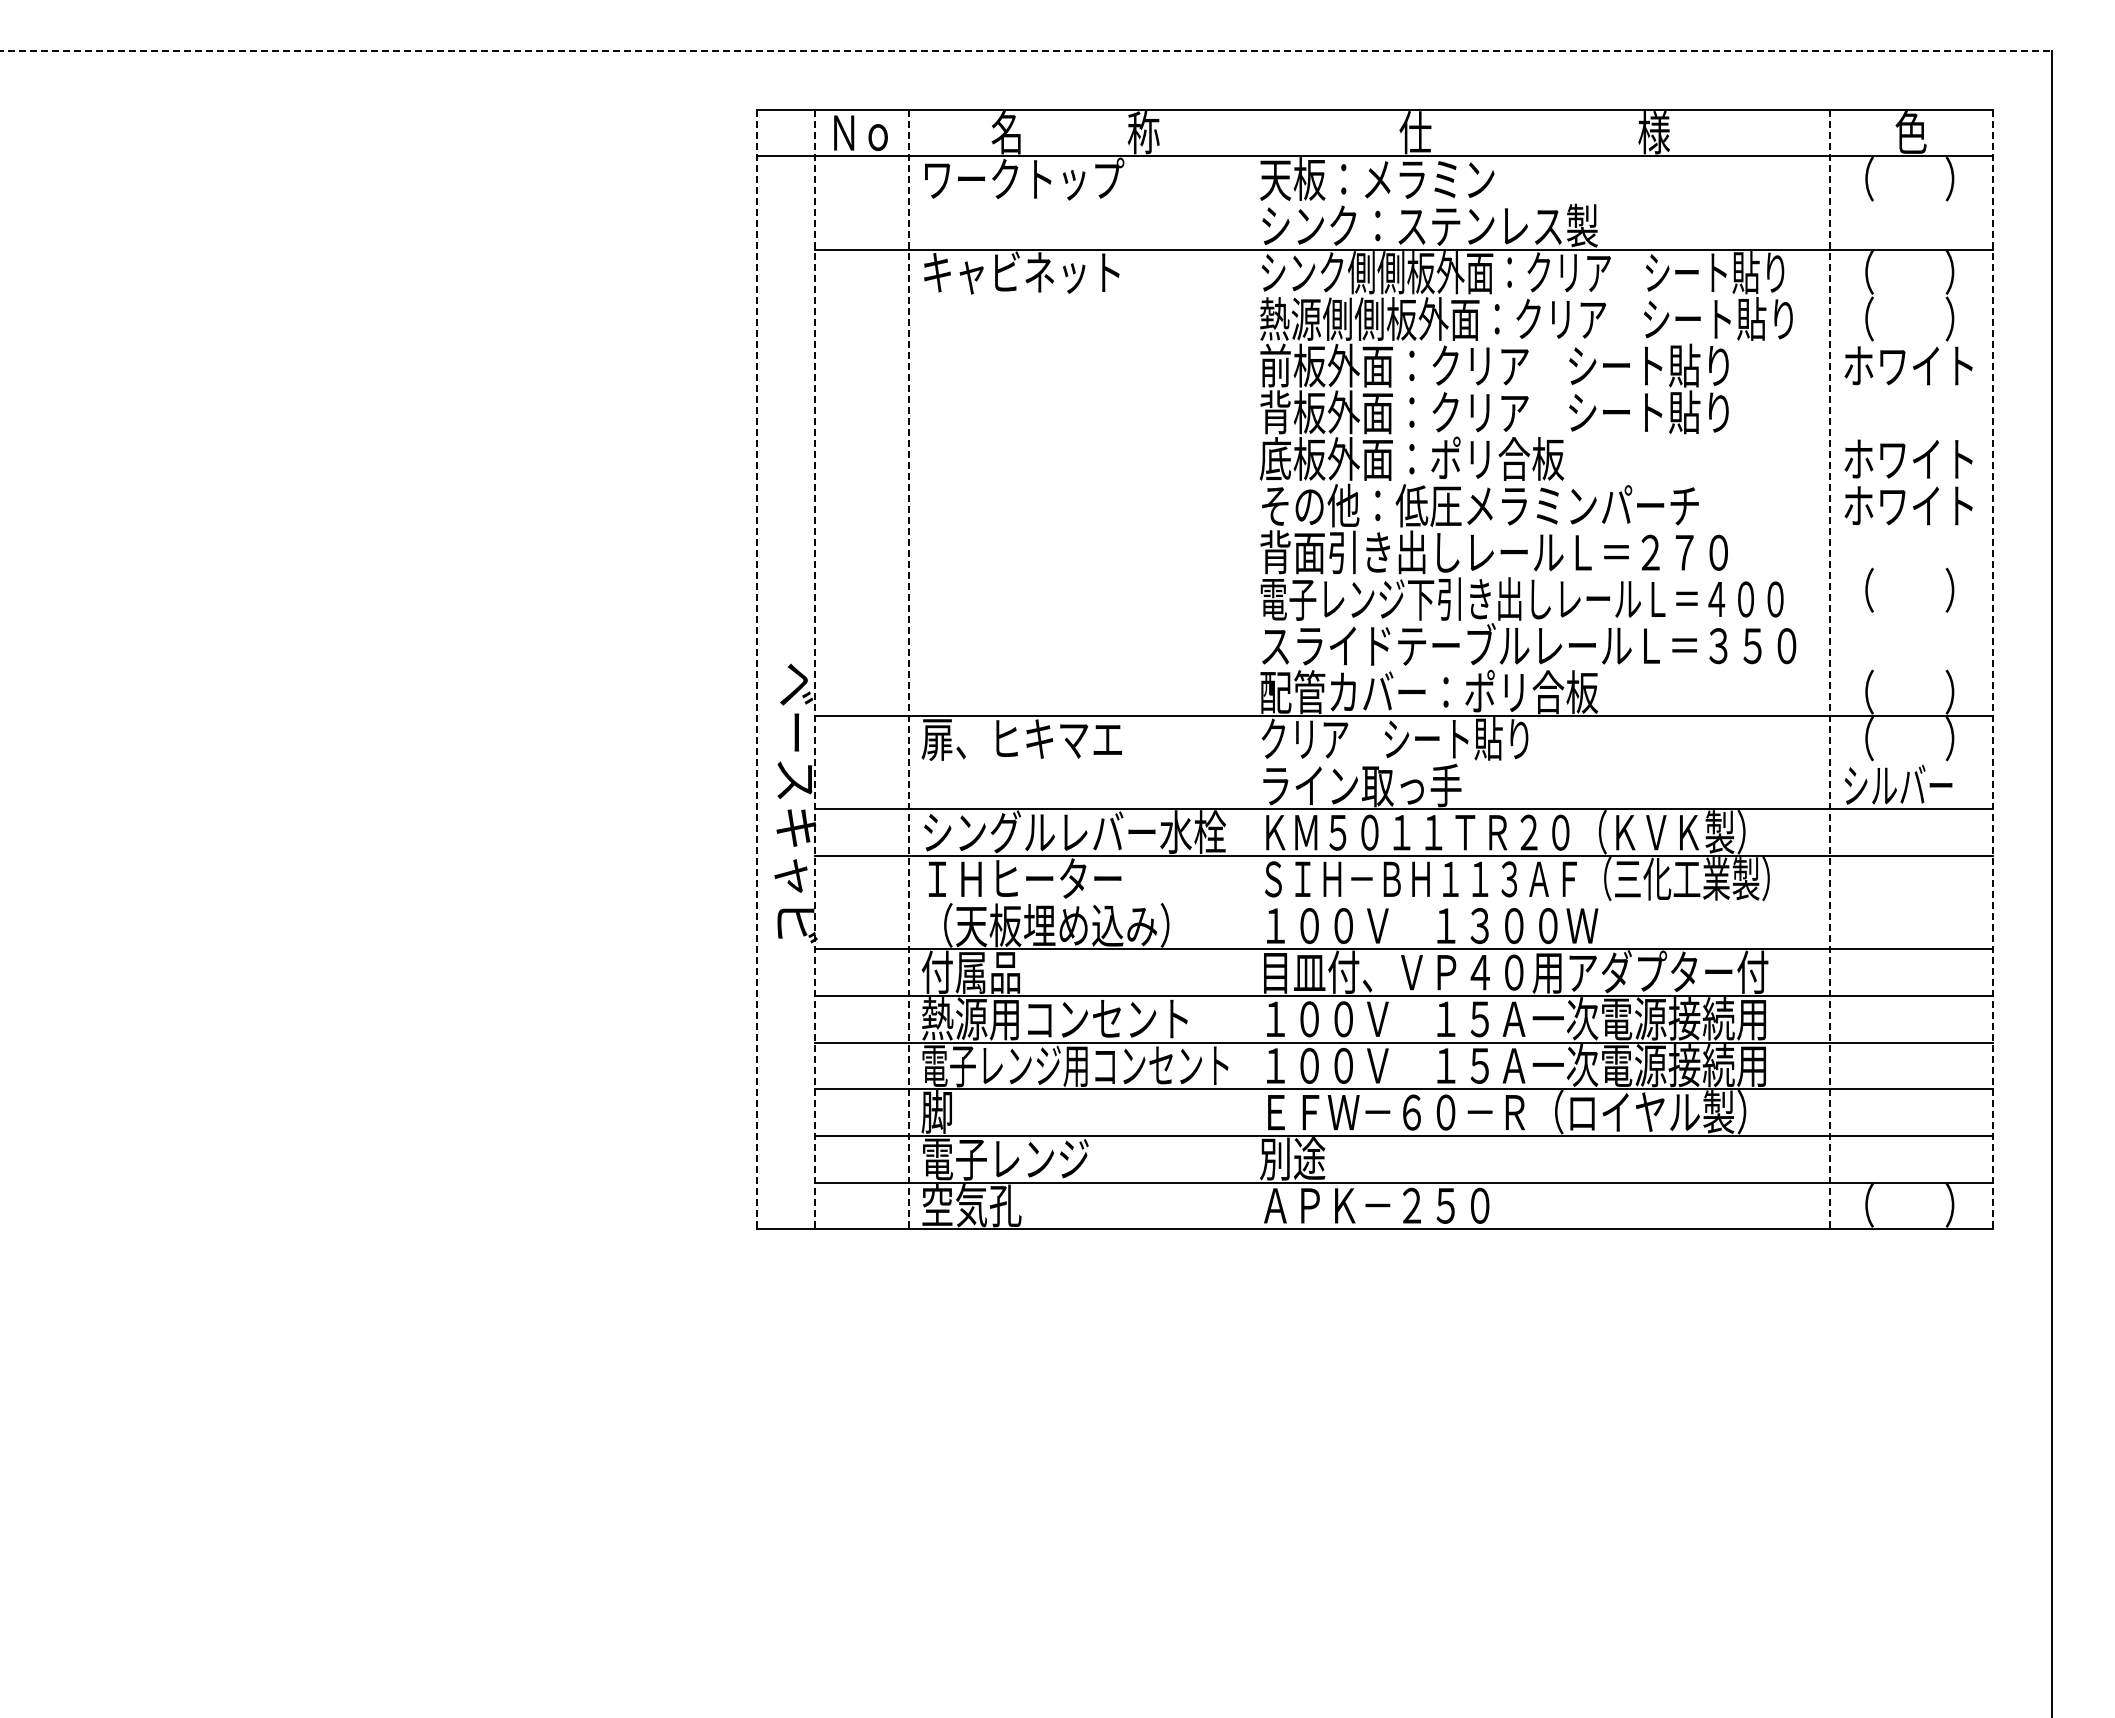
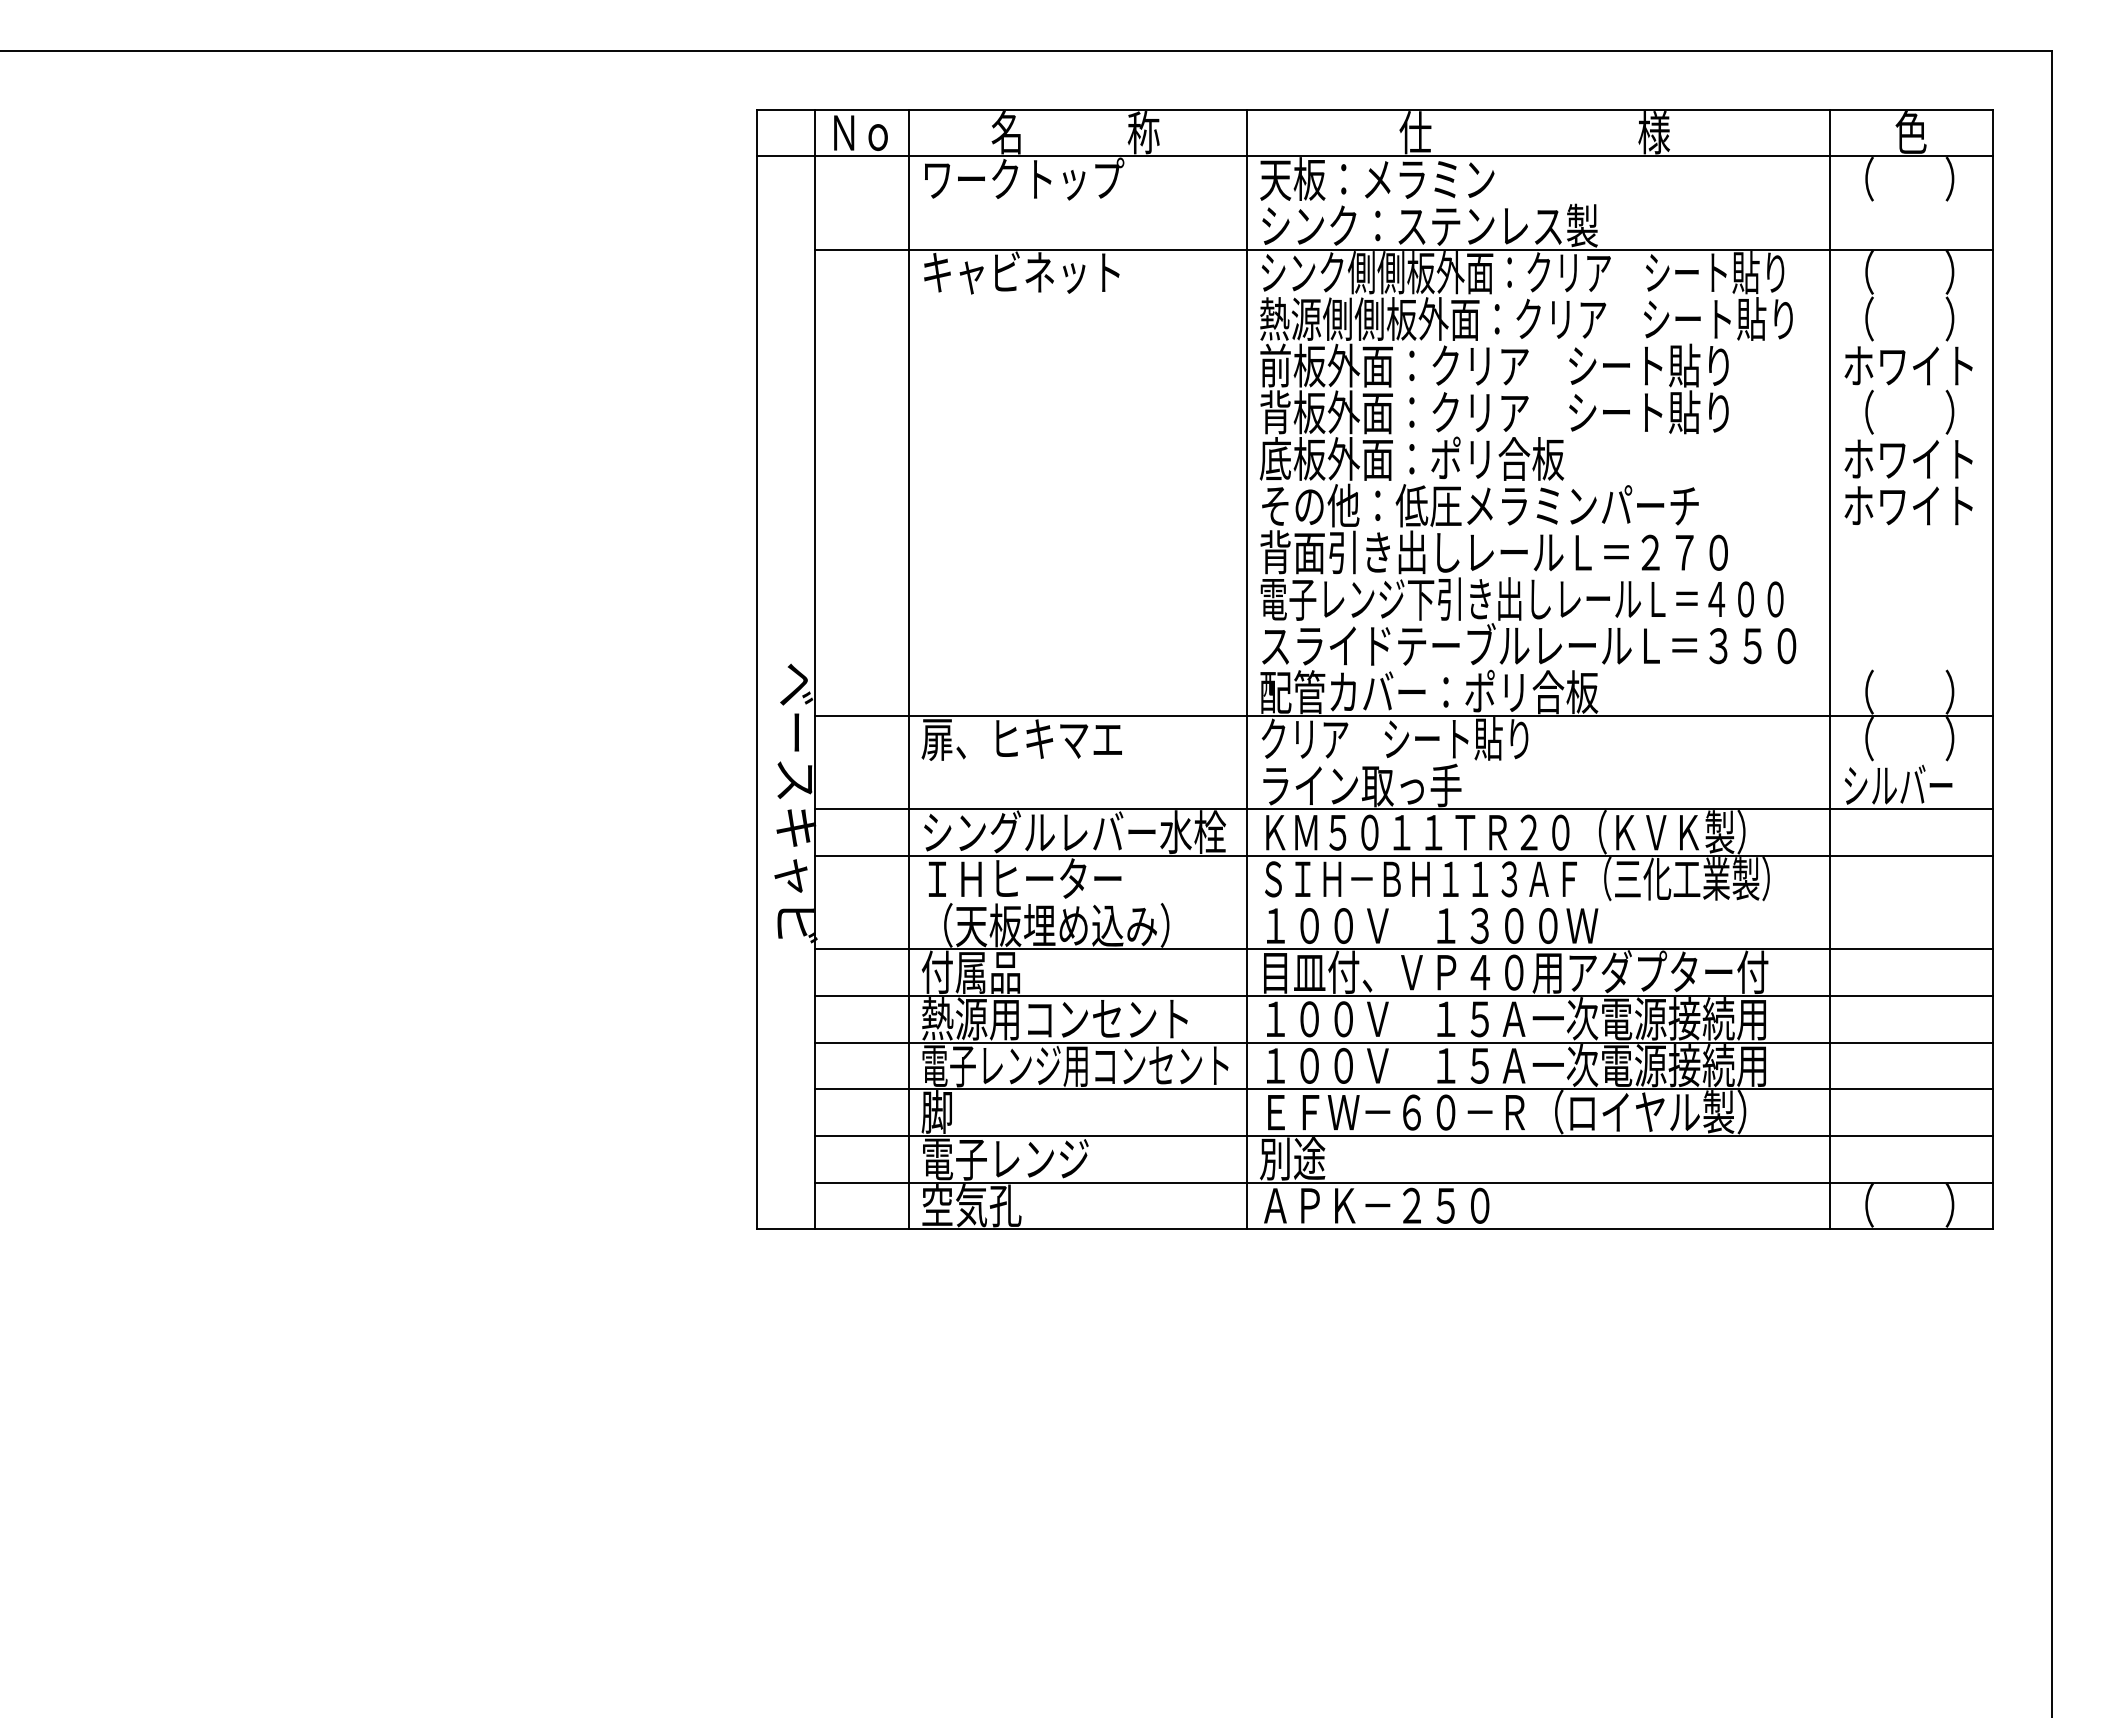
line: dashed -> solid (1026, 51)
text position: (1909, 589) -> (1909, 411) (1909, 411)
line: dashed -> solid (757, 669)
line: dashed -> solid (815, 669)
line: dashed -> solid (908, 669)
line: none -> present (1246, 669)
line: dashed -> solid (1829, 669)
line: dashed -> solid (1993, 669)
